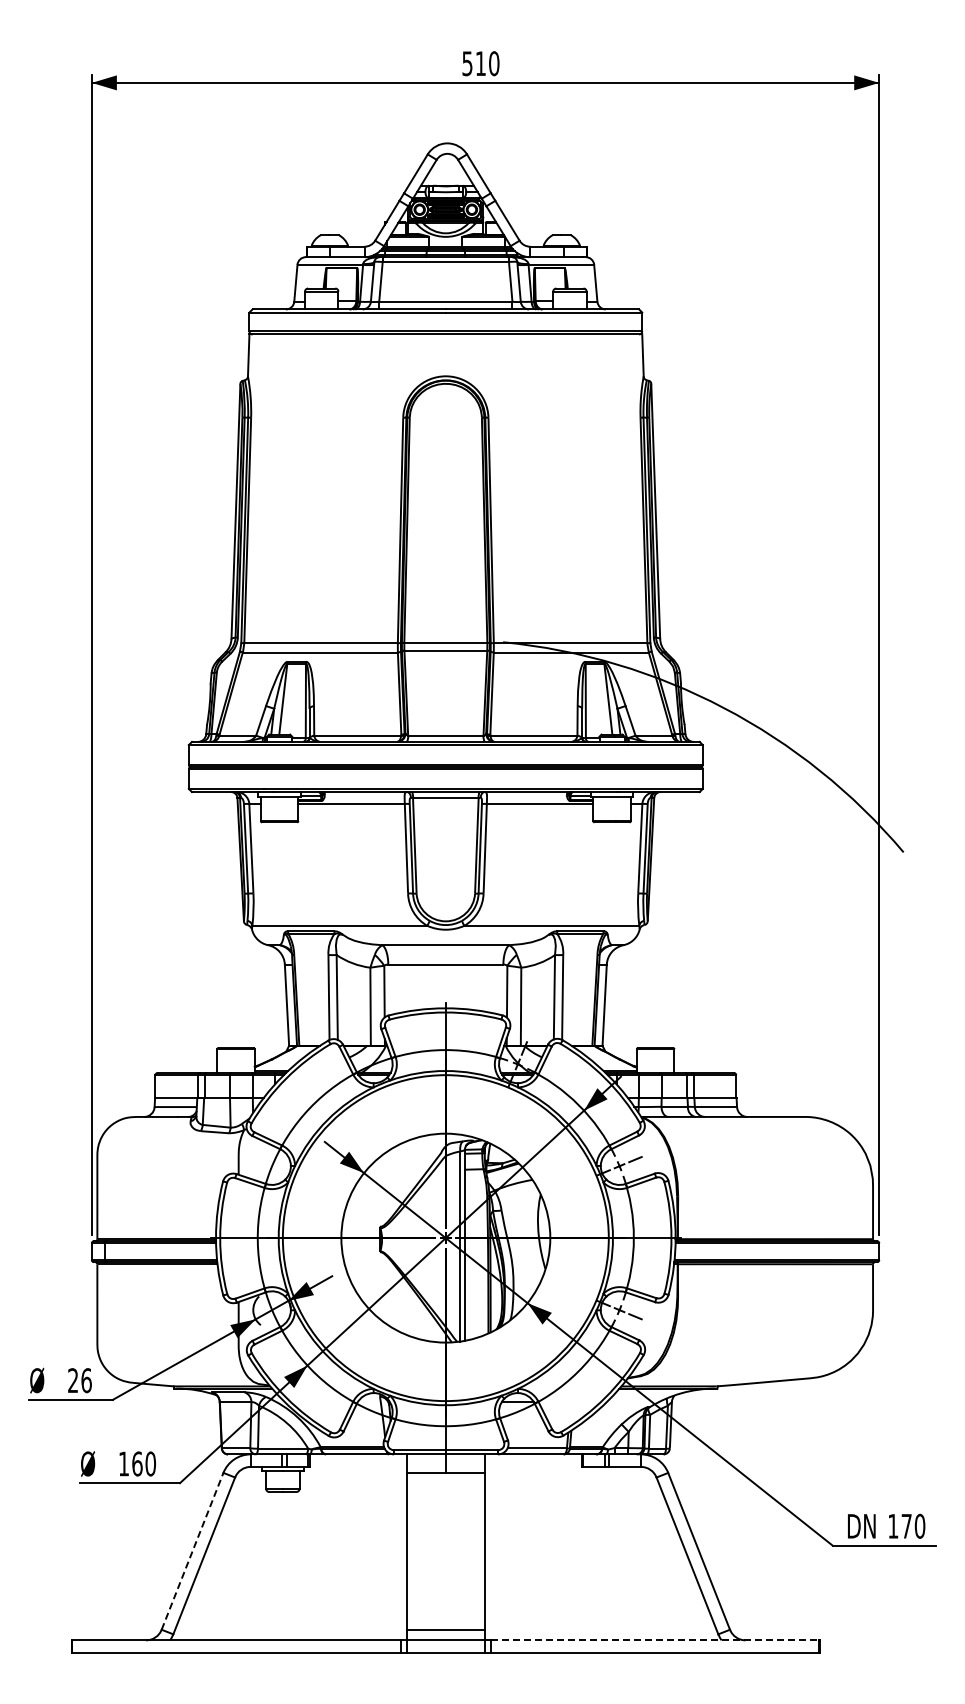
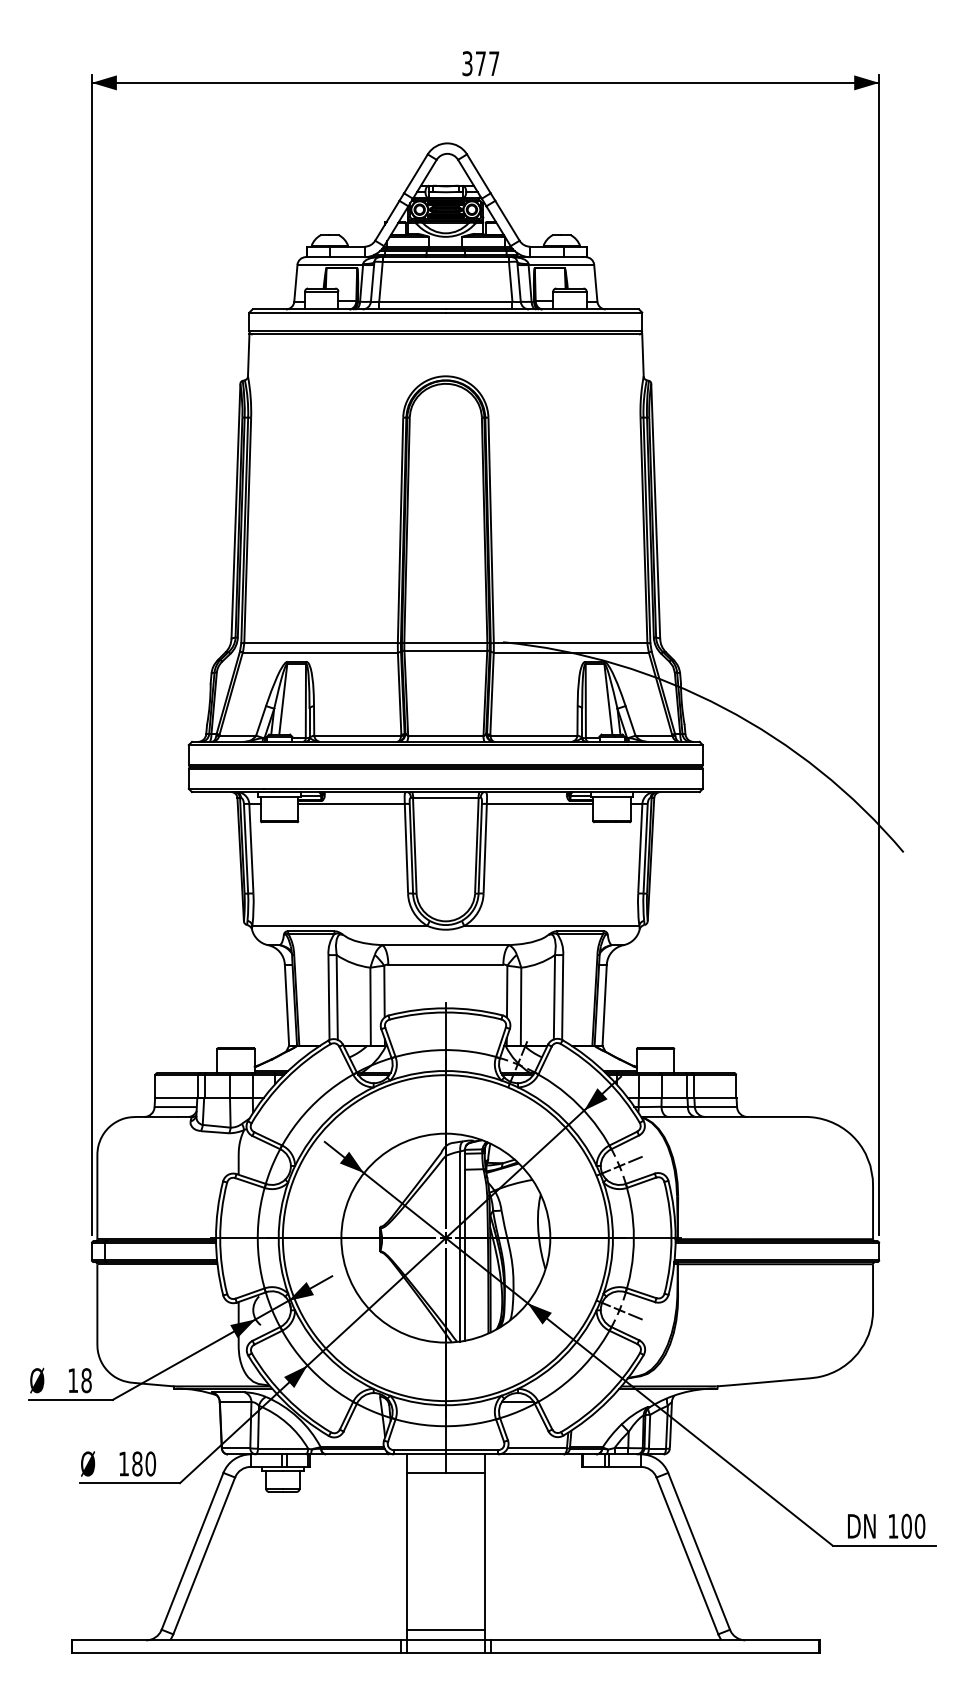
text: 510 -> 377 (481, 63)
text: 26 -> 18 (79, 1380)
text: 160 -> 180 (137, 1463)
text: 170 -> 100 (906, 1525)
line: dashed -> solid (192, 1550)
line: dashed -> solid (655, 1640)
